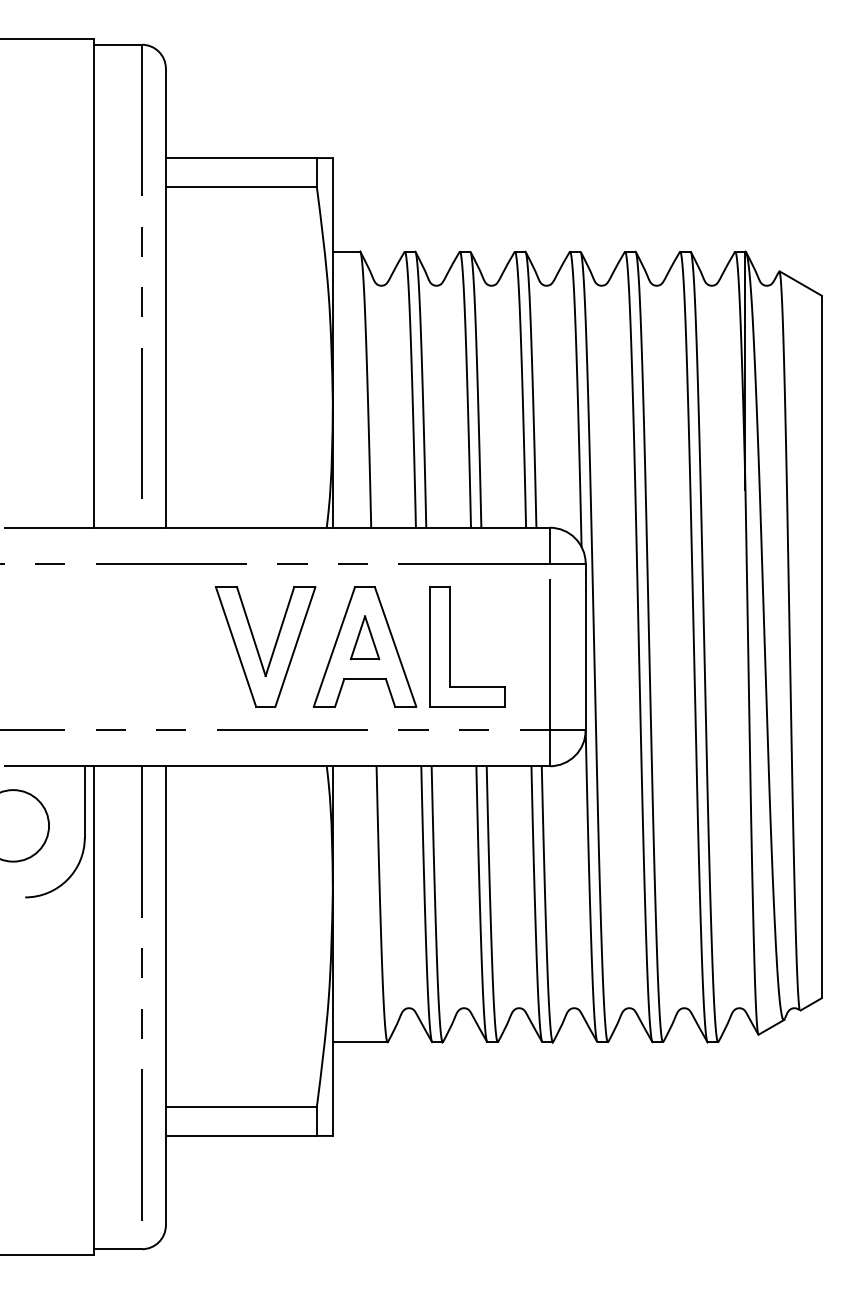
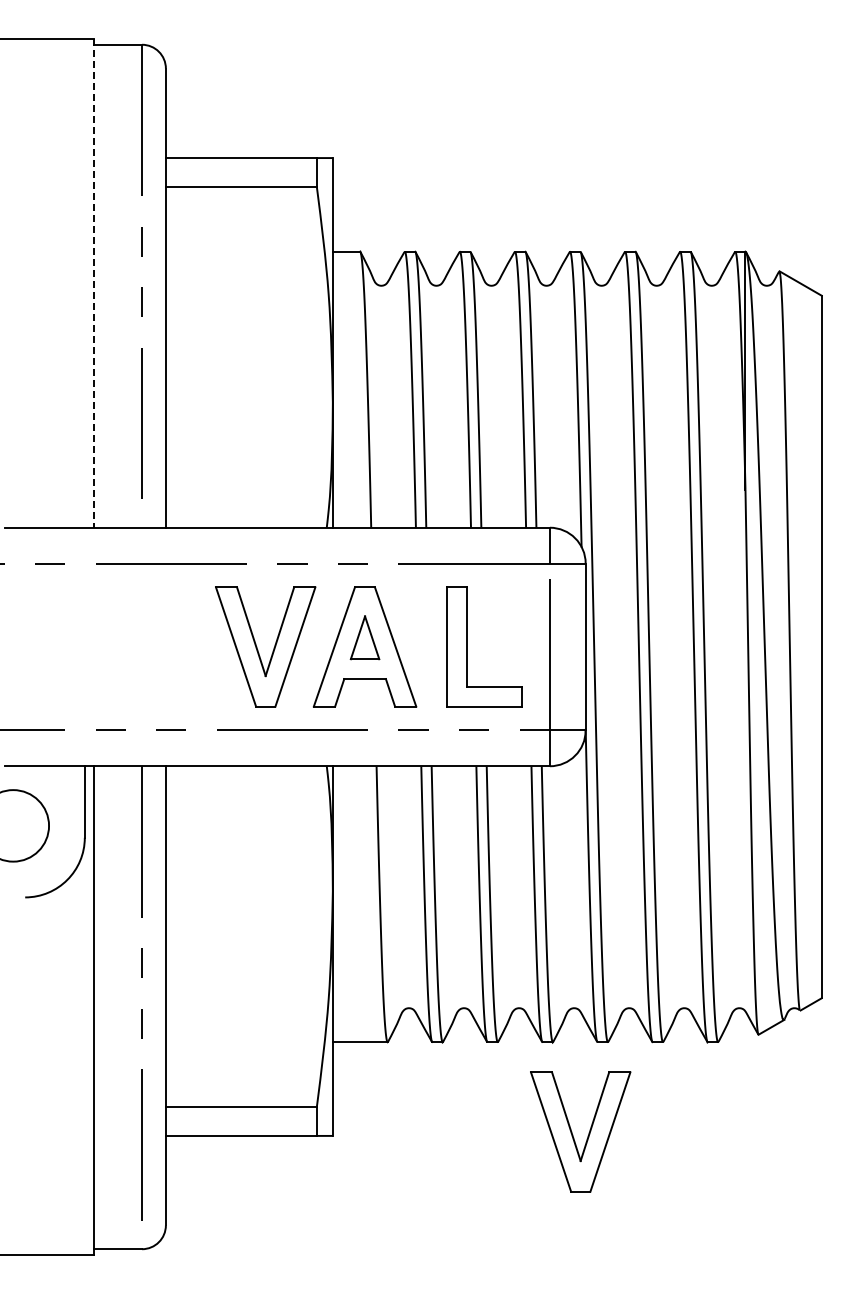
line: solid -> dashed (94, 283)
part position: (450, 646) -> (467, 646) (467, 646)
part: none -> present (573, 1134)
